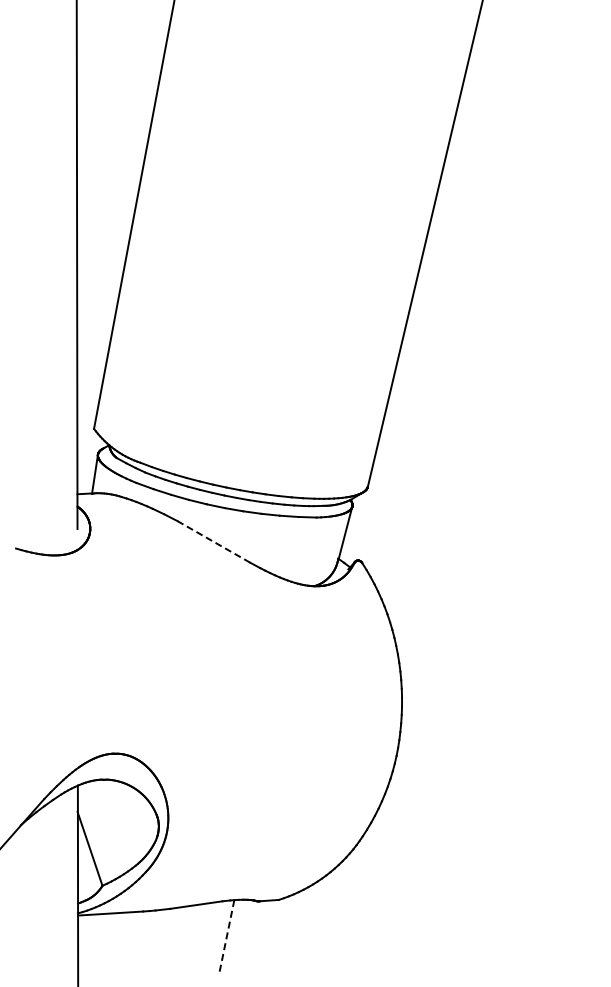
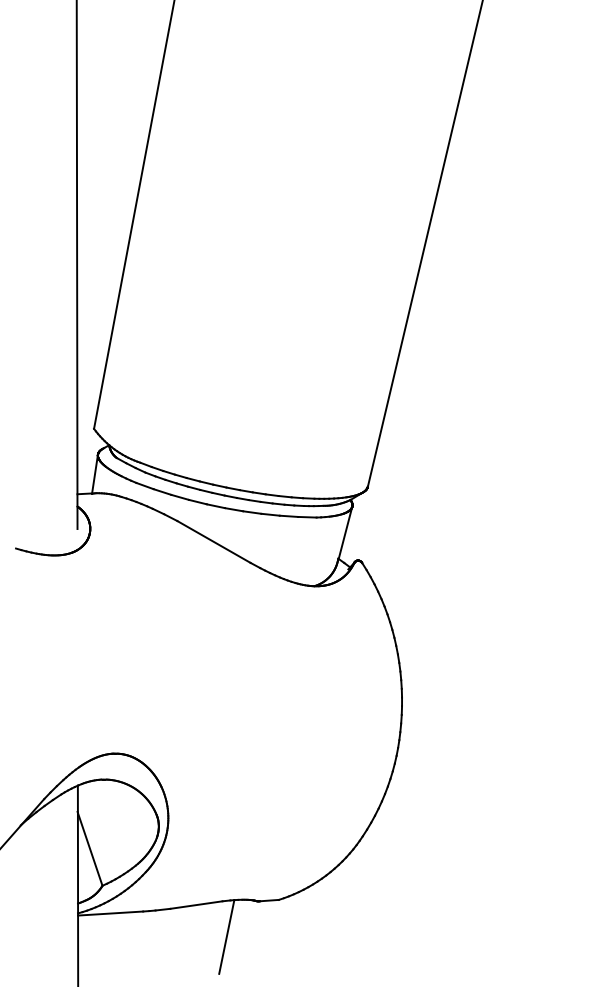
line: dashed -> solid (214, 542)
line: dashed -> solid (226, 937)
